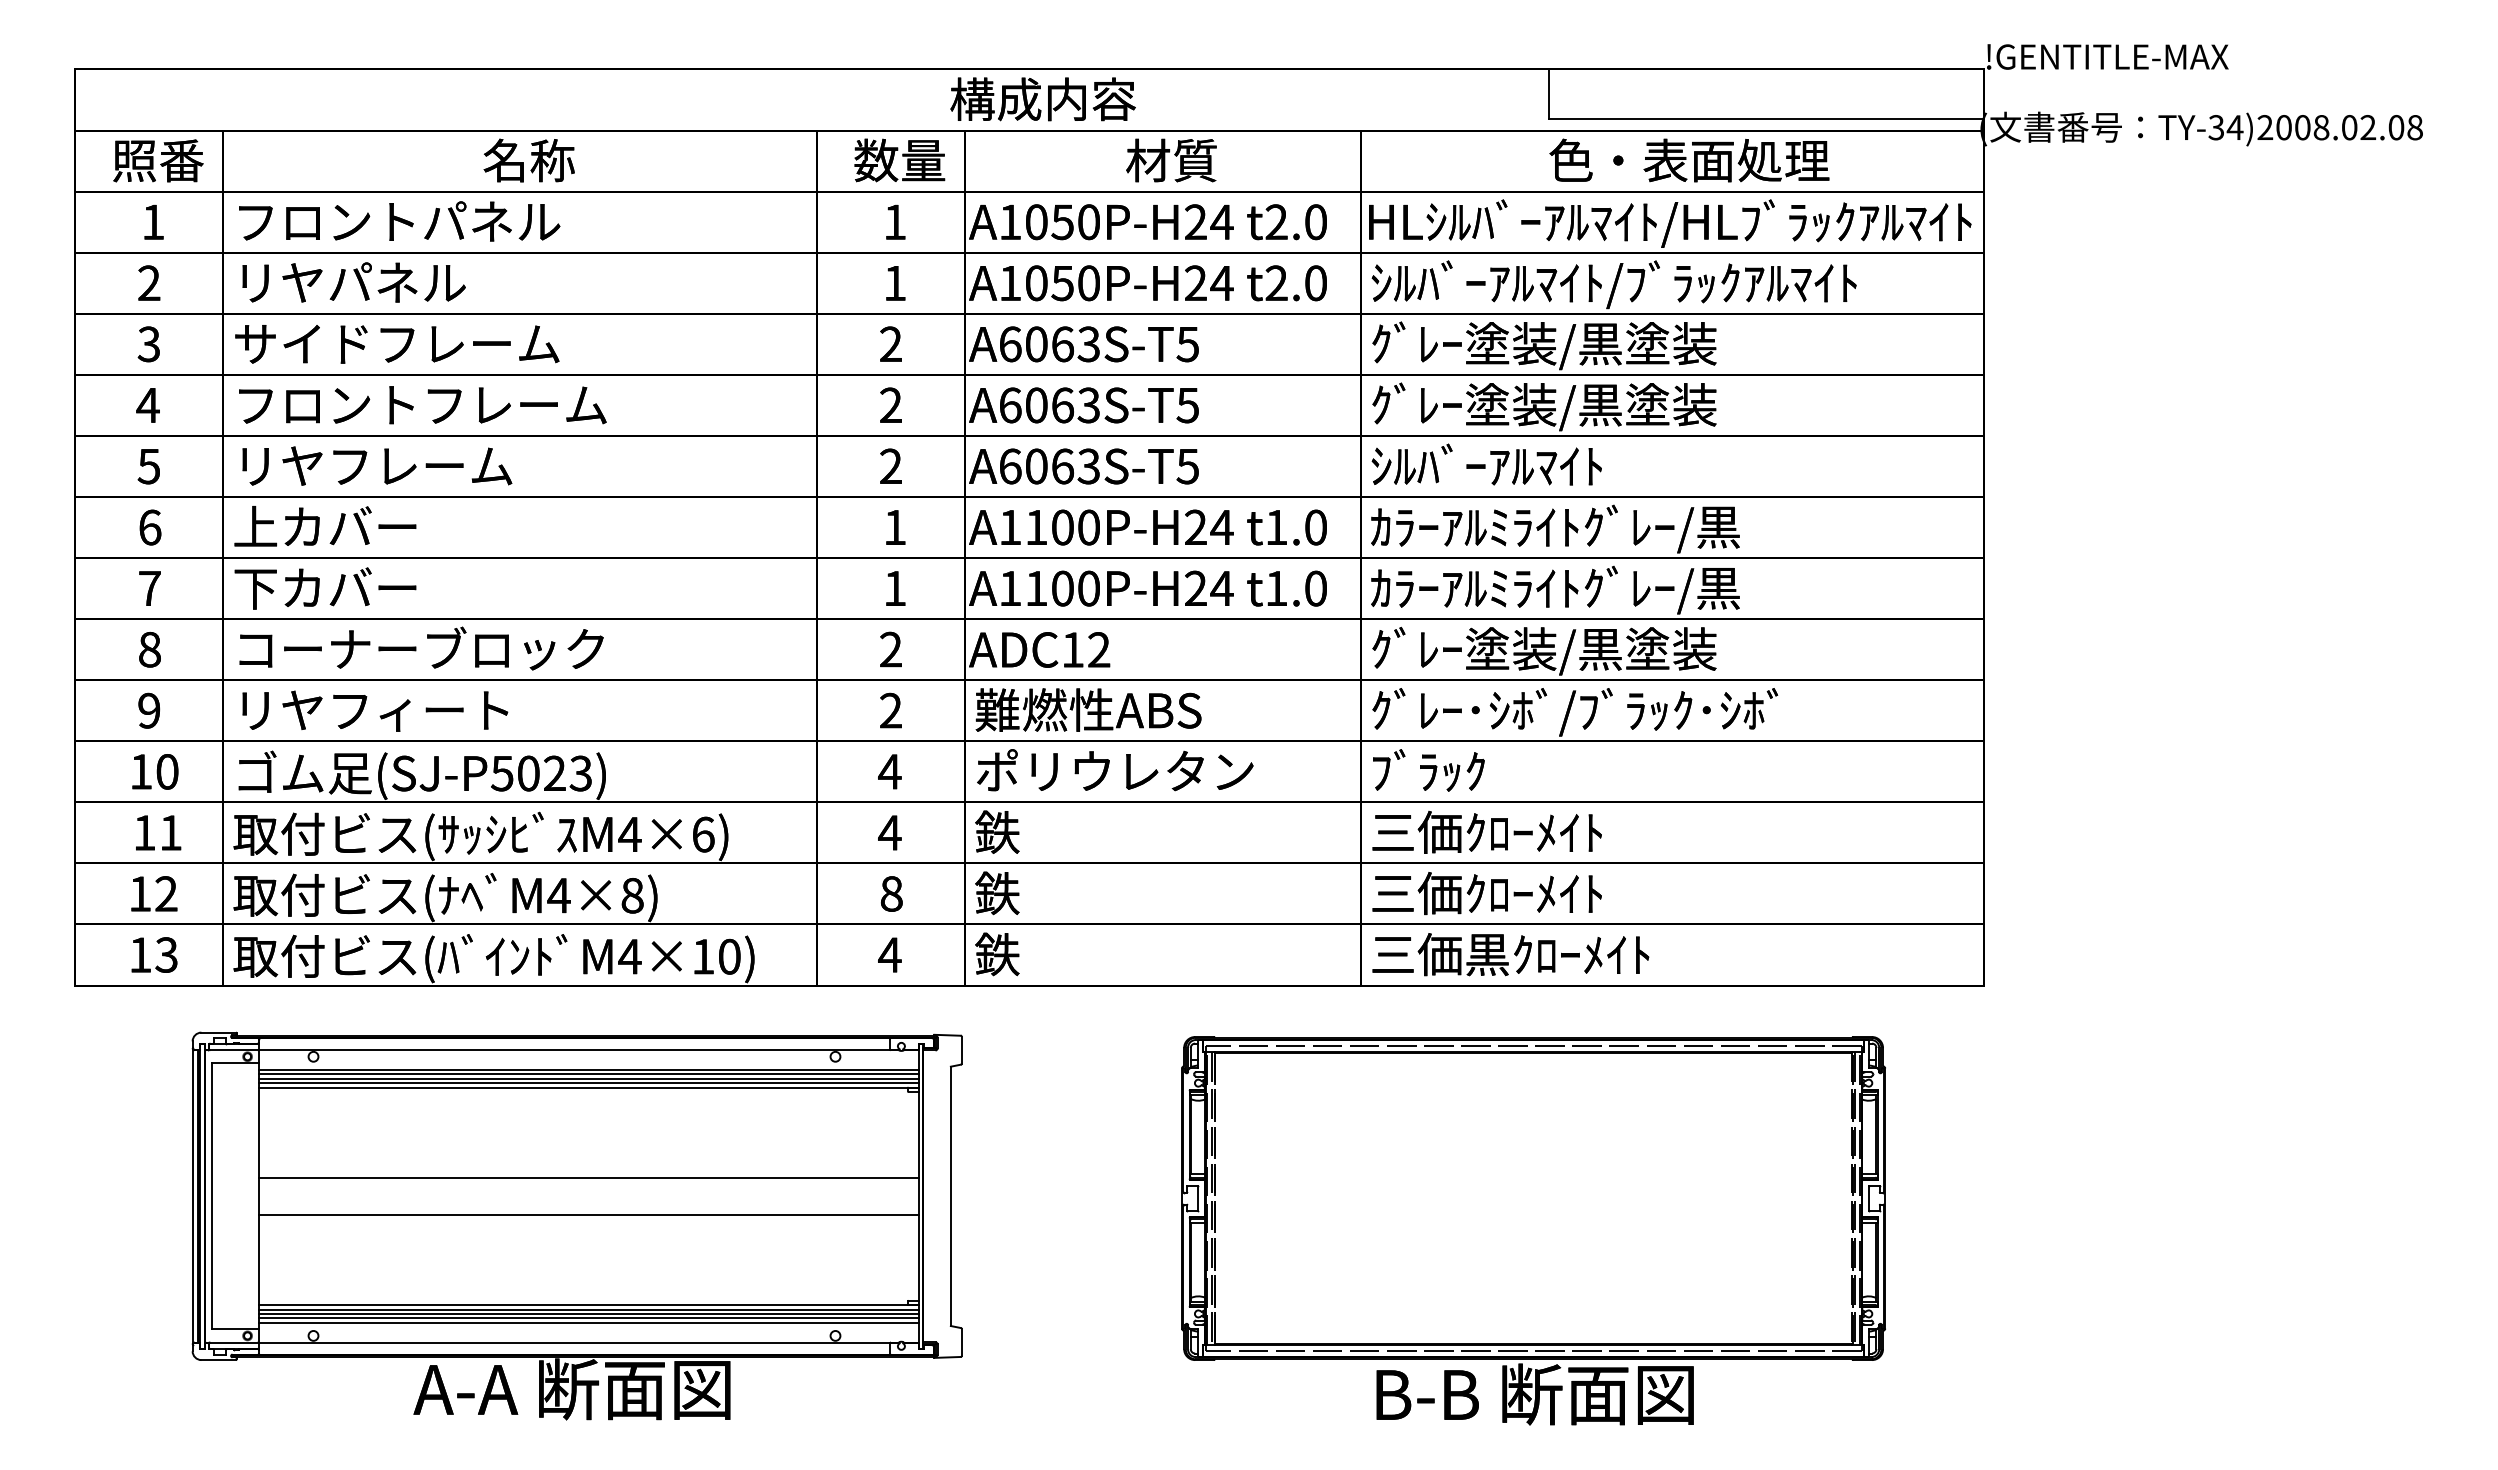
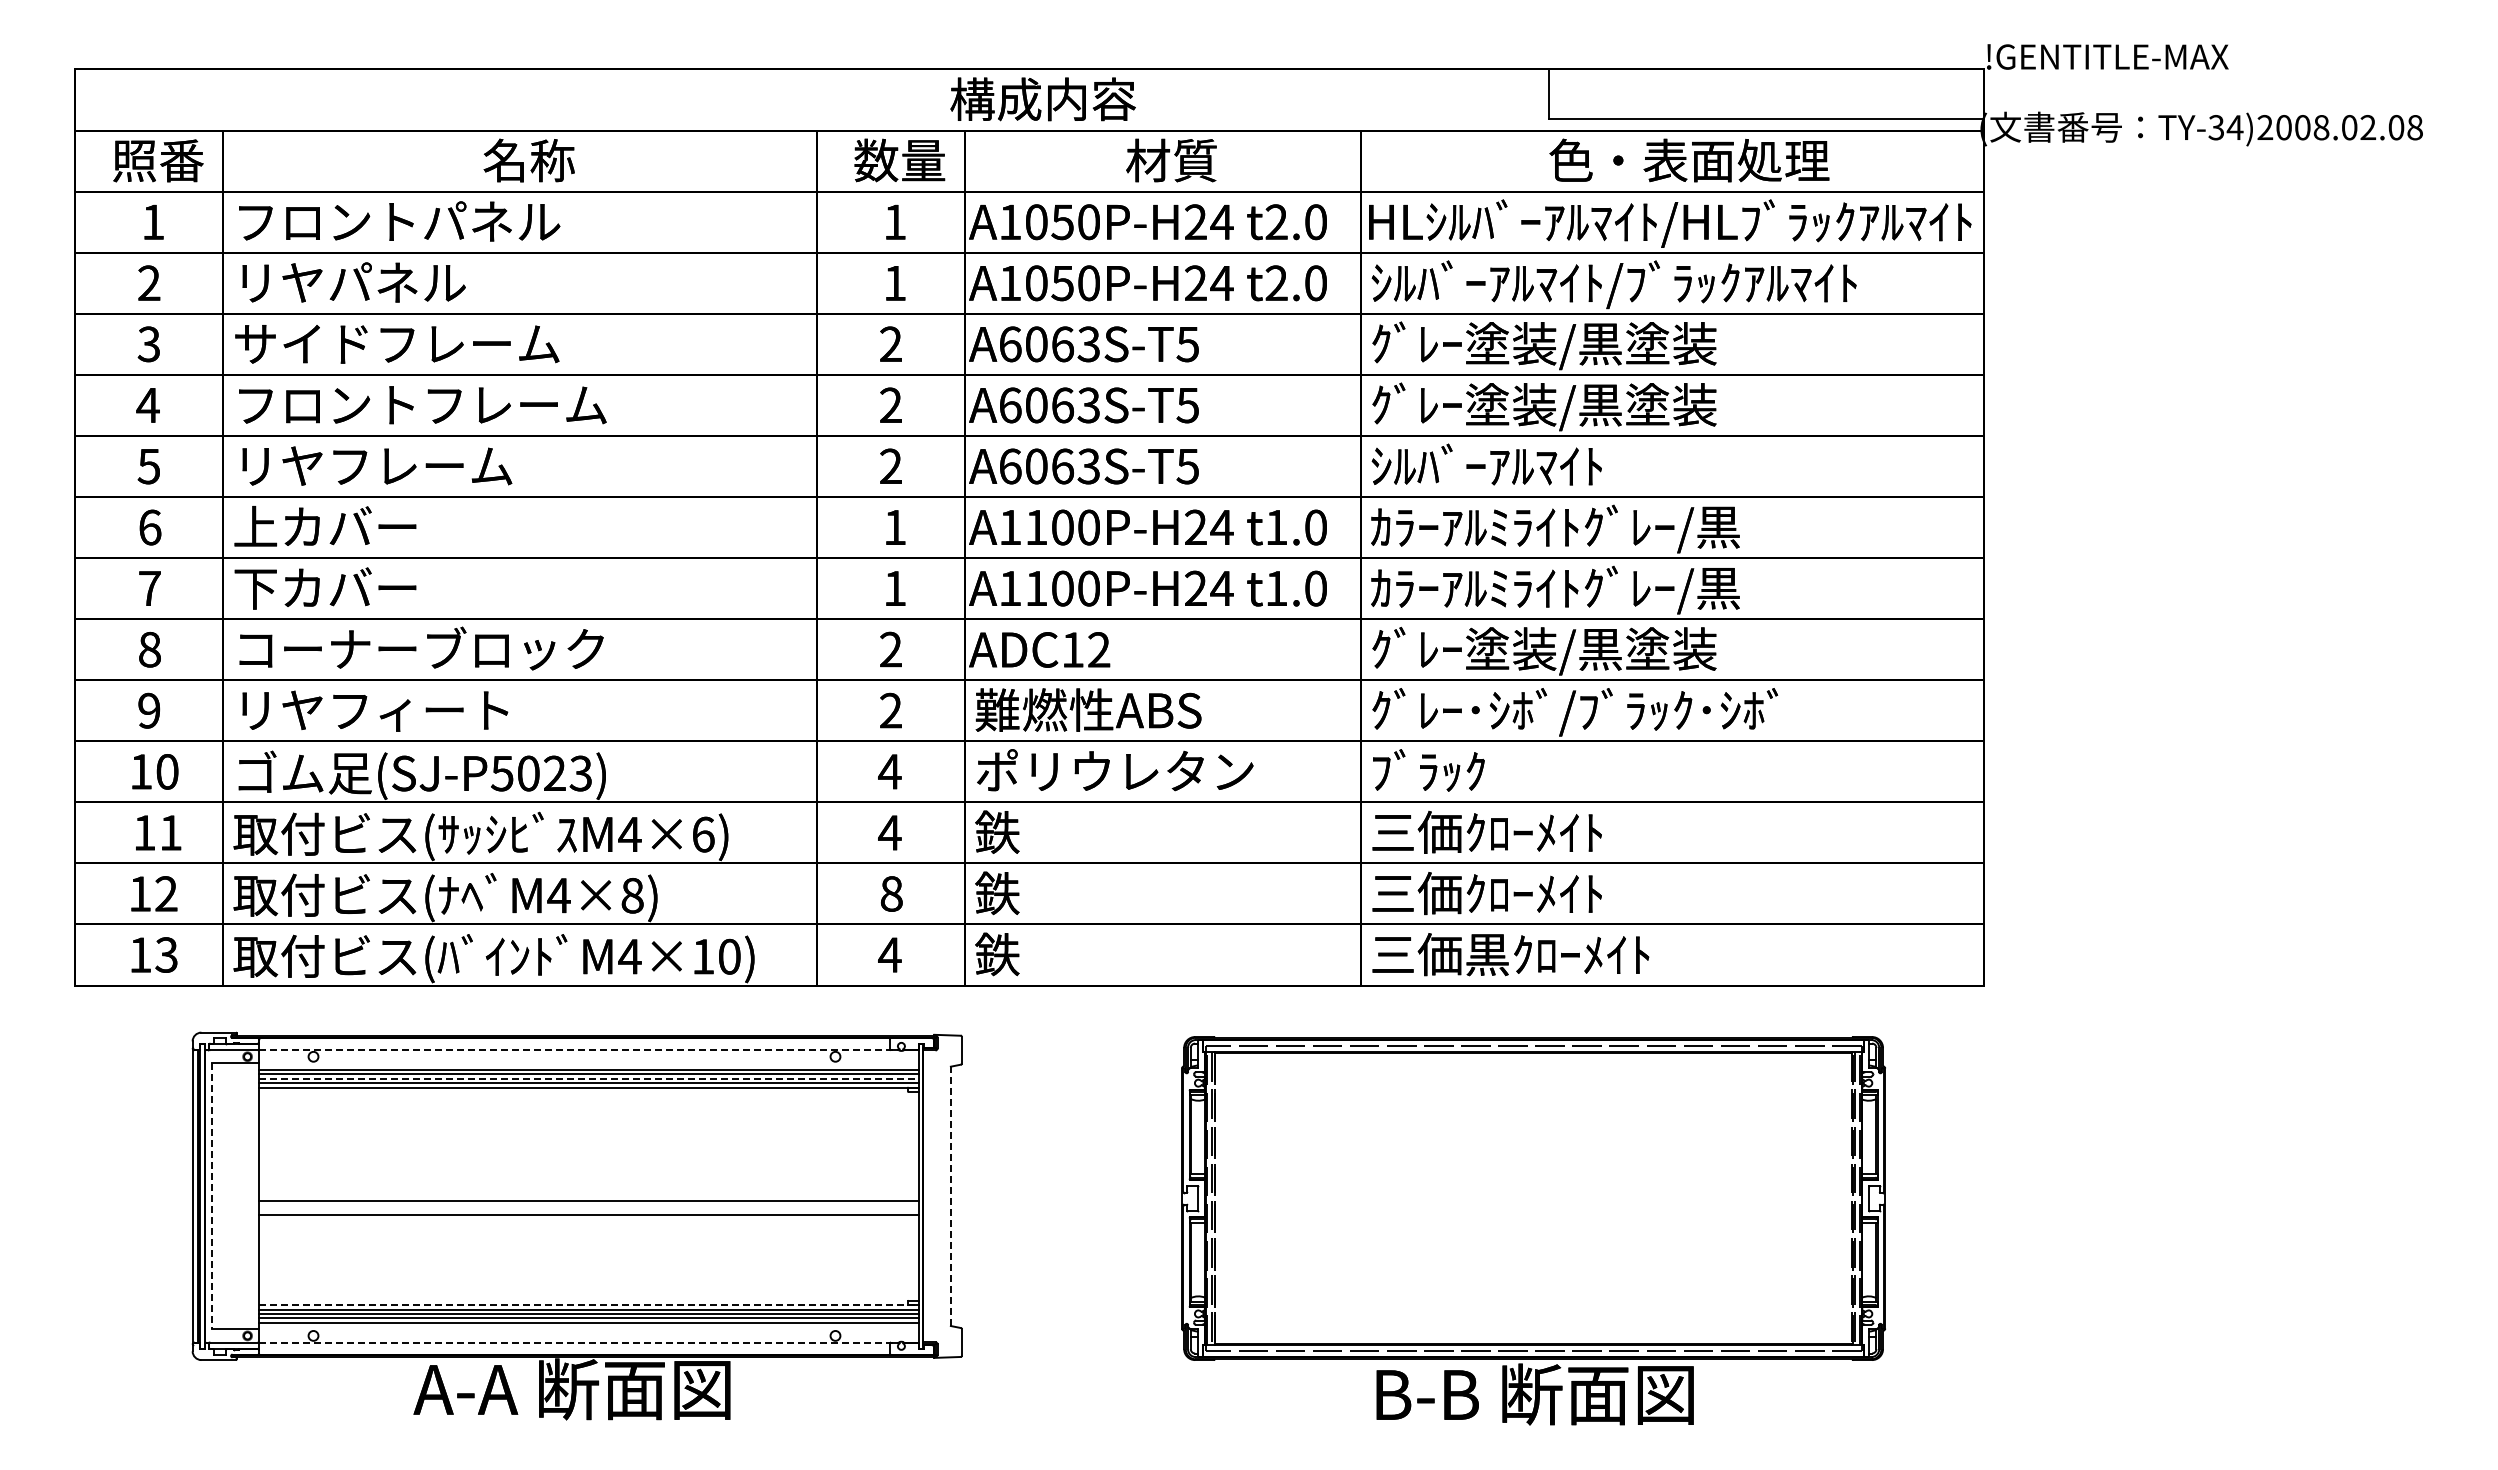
line: solid -> dashed (579, 1050)
line: solid -> dashed (589, 1078)
line position: (588, 1177) -> (588, 1200) (588, 1200)
line: solid -> dashed (211, 1196)
line: solid -> dashed (950, 1196)
line: solid -> dashed (589, 1305)
line: solid -> dashed (579, 1342)
